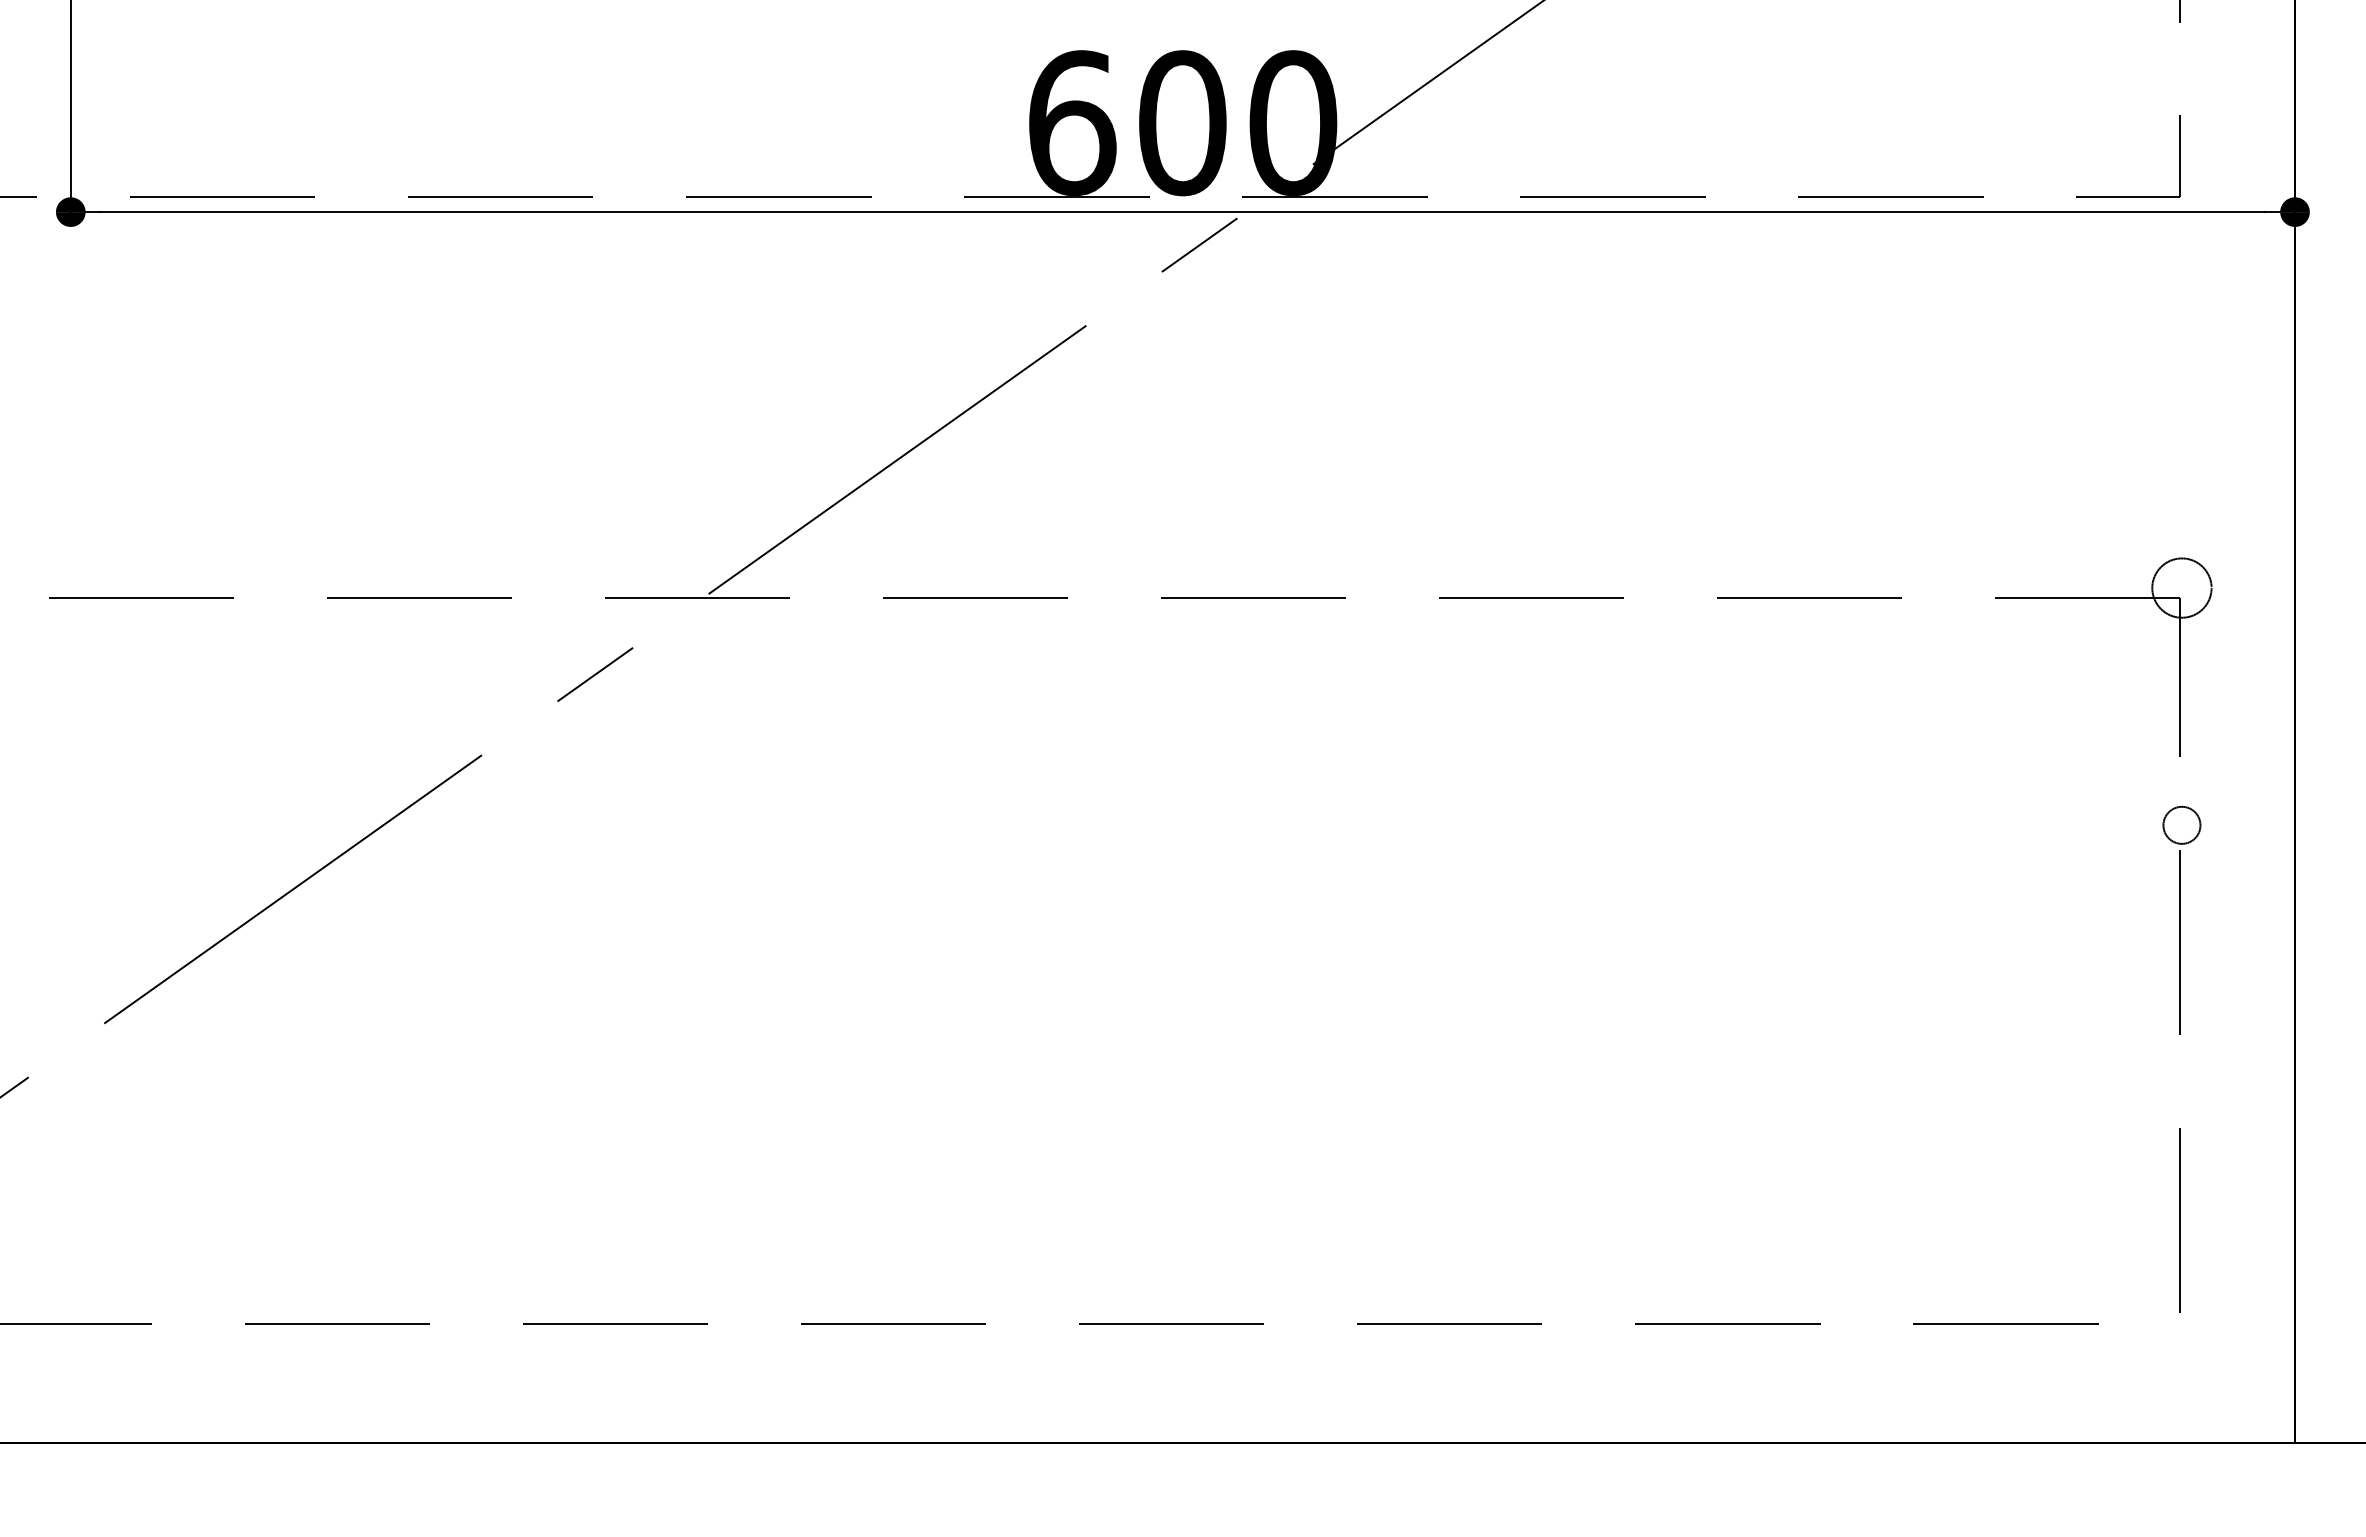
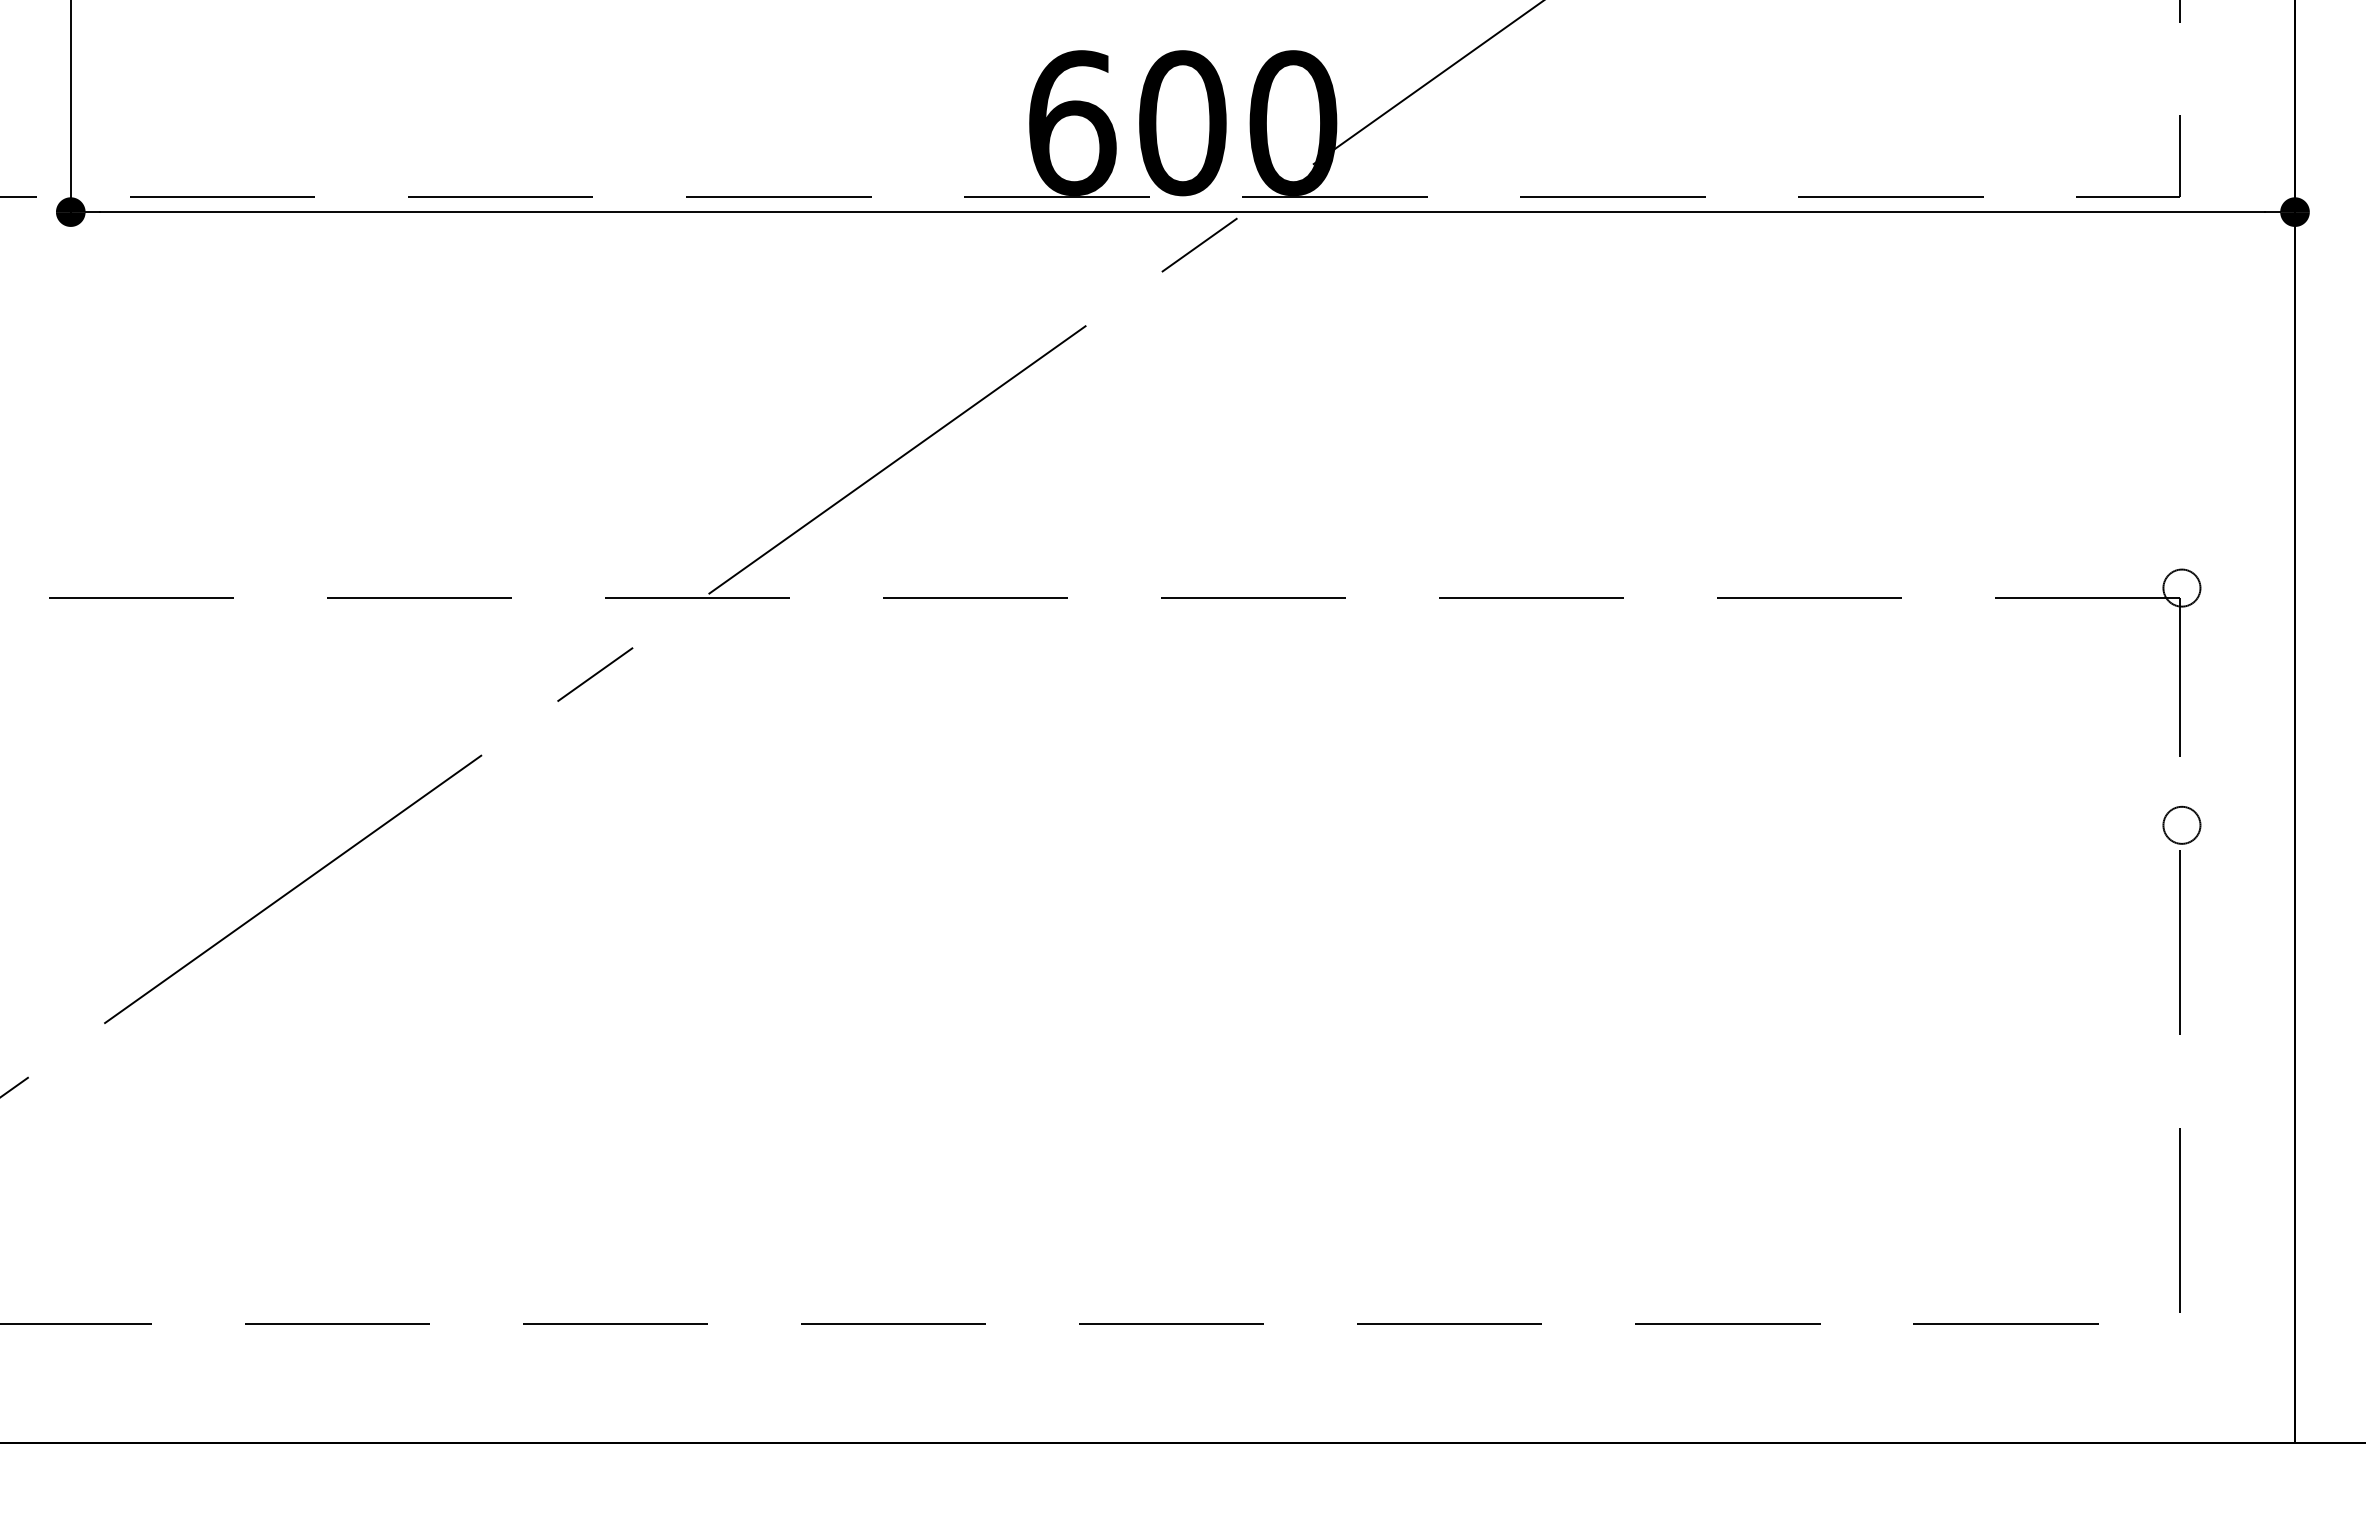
circle diameter: 59 px -> 37 px (2181, 587)
